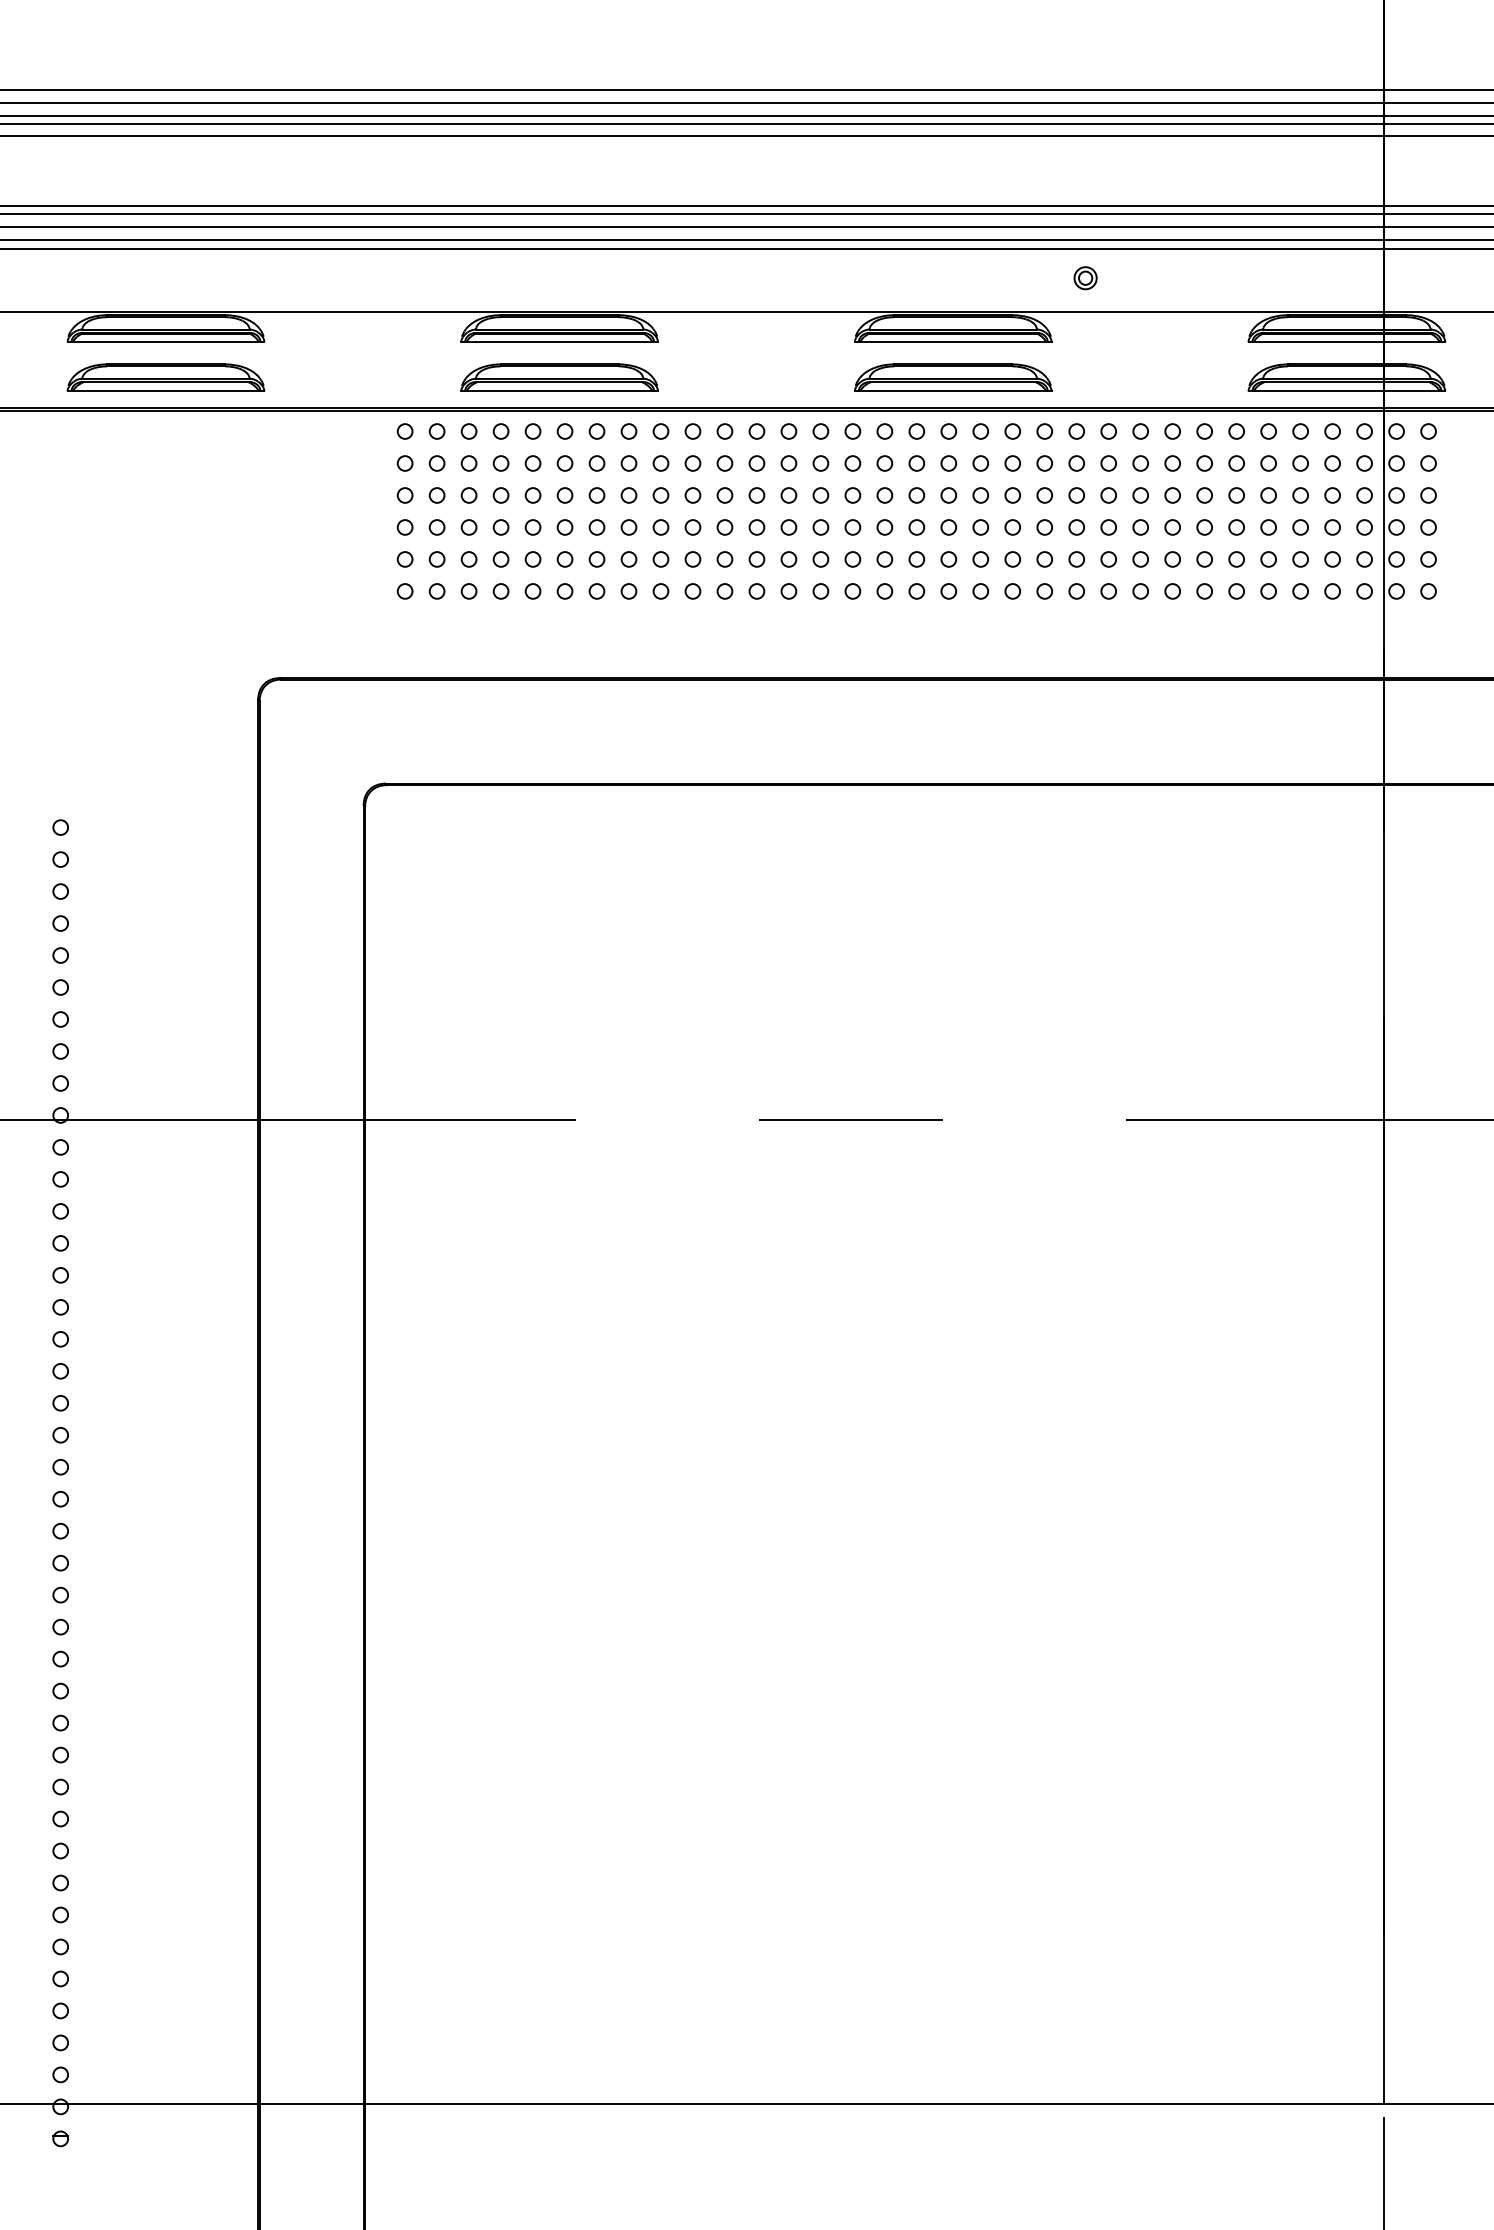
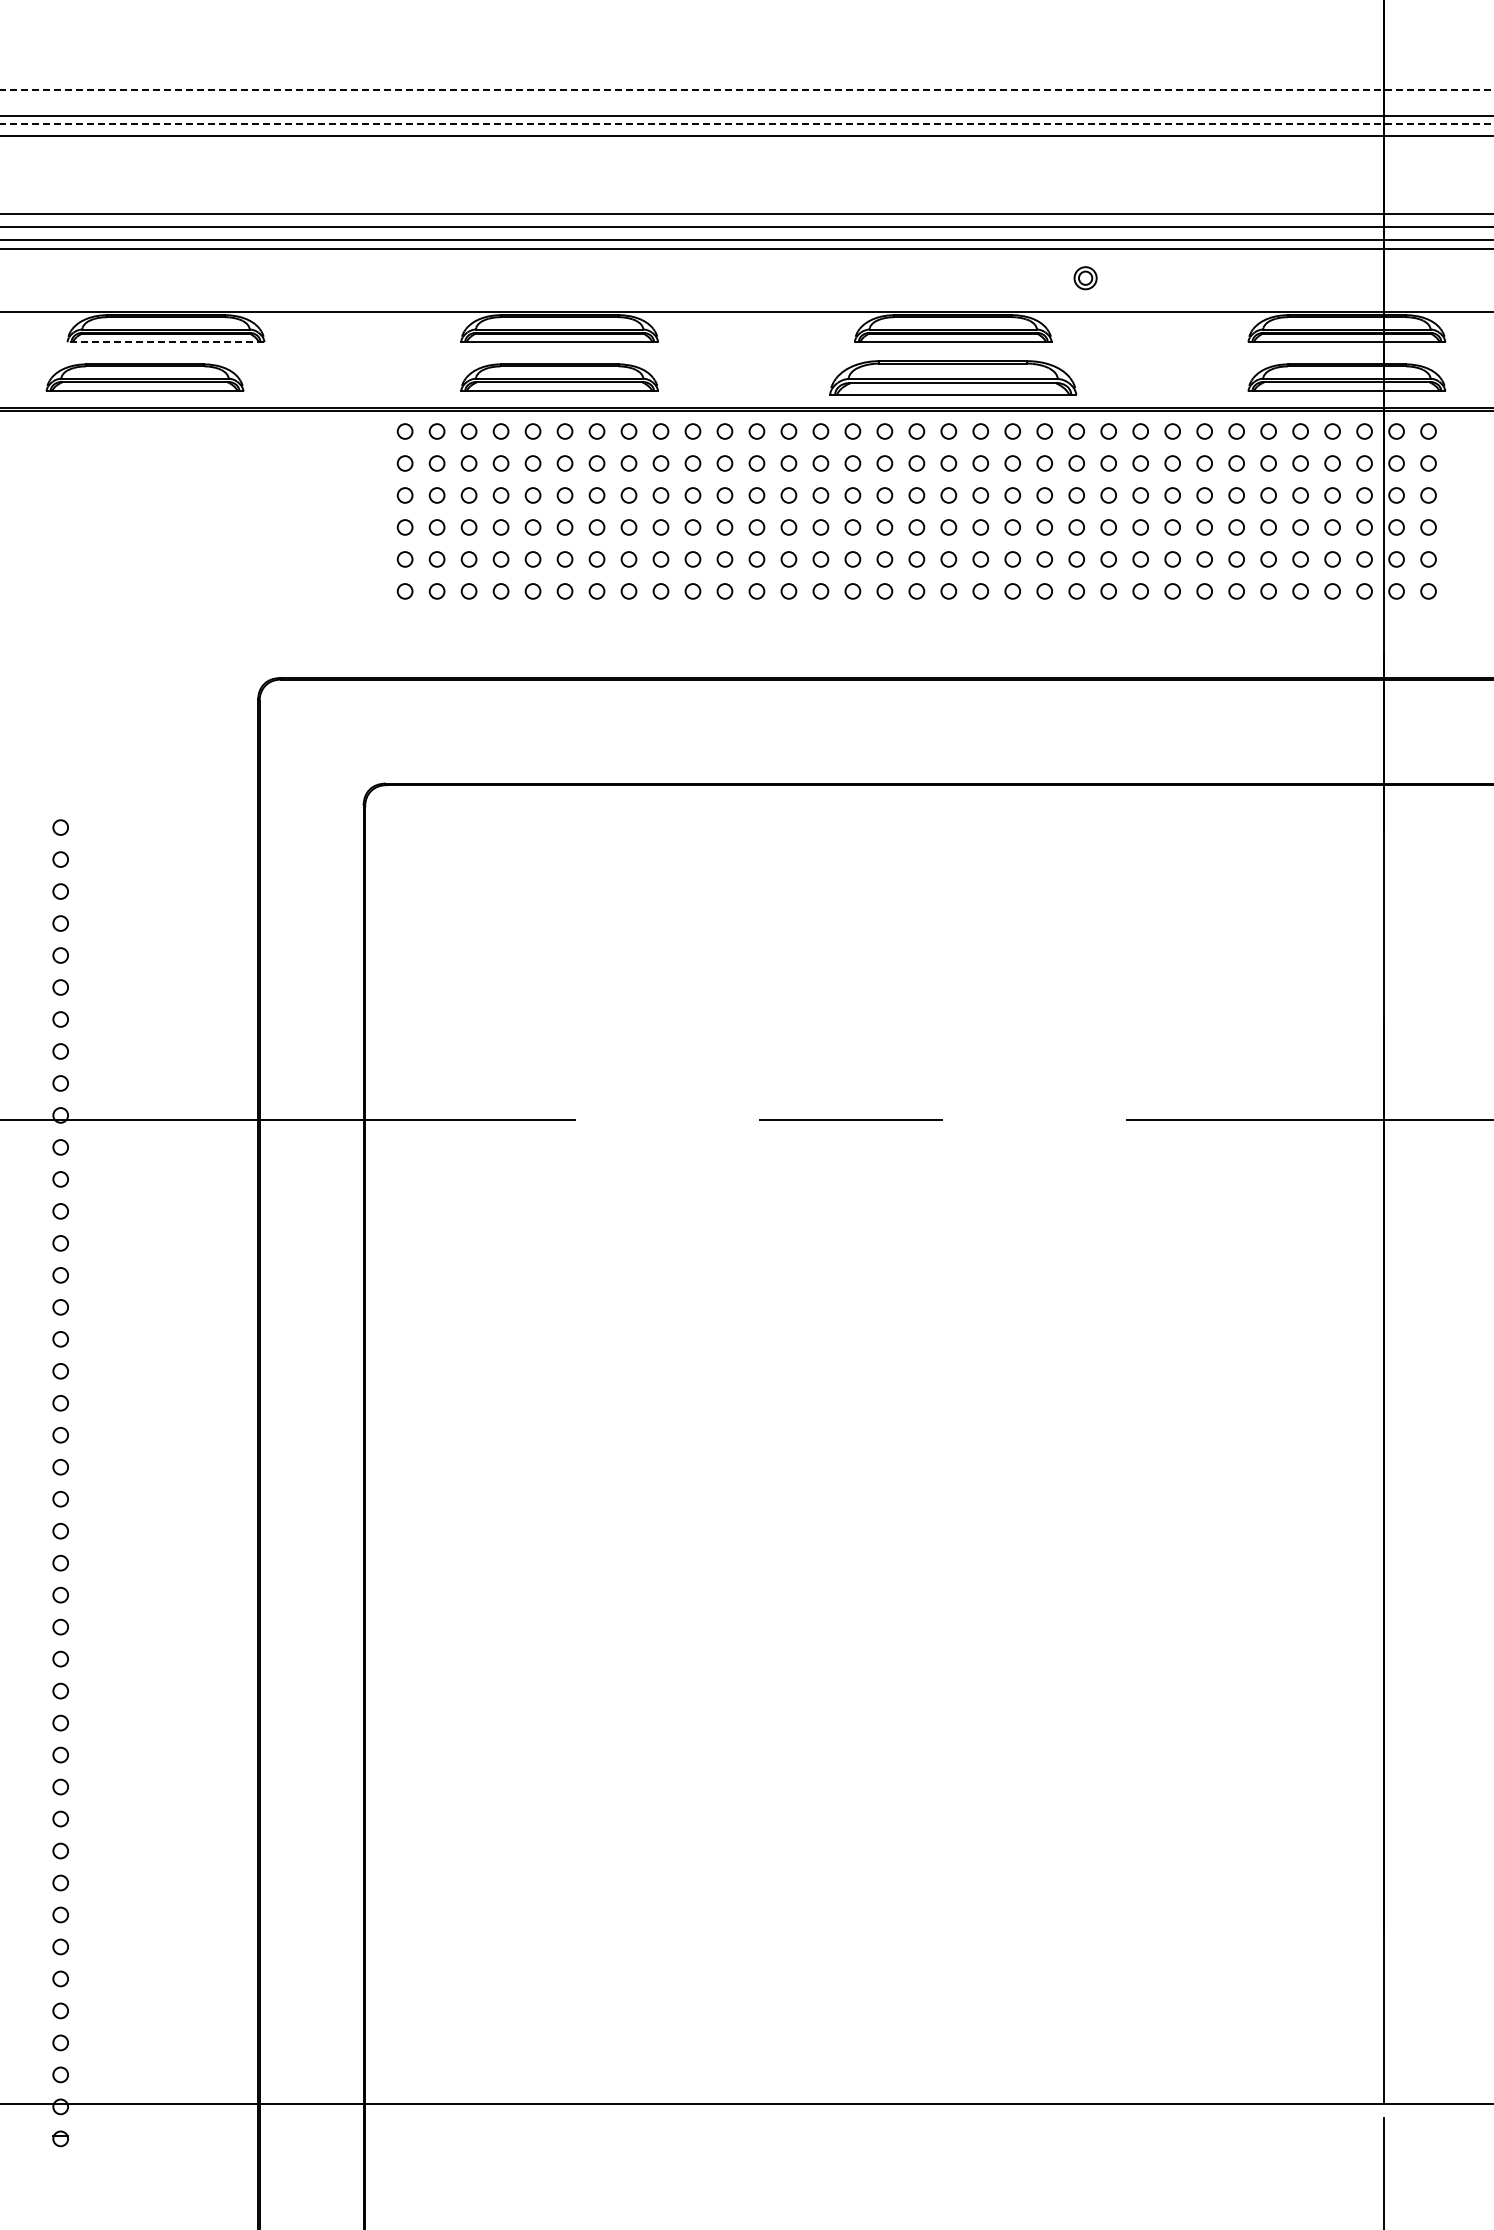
line: solid -> dashed (747, 90)
line: present -> none (746, 102)
line: solid -> dashed (747, 124)
line: present -> none (746, 205)
line: solid -> dashed (165, 342)
part position: (165, 377) -> (144, 377) (144, 377)
part size: 199x29 px -> 249x36 px (953, 377)
